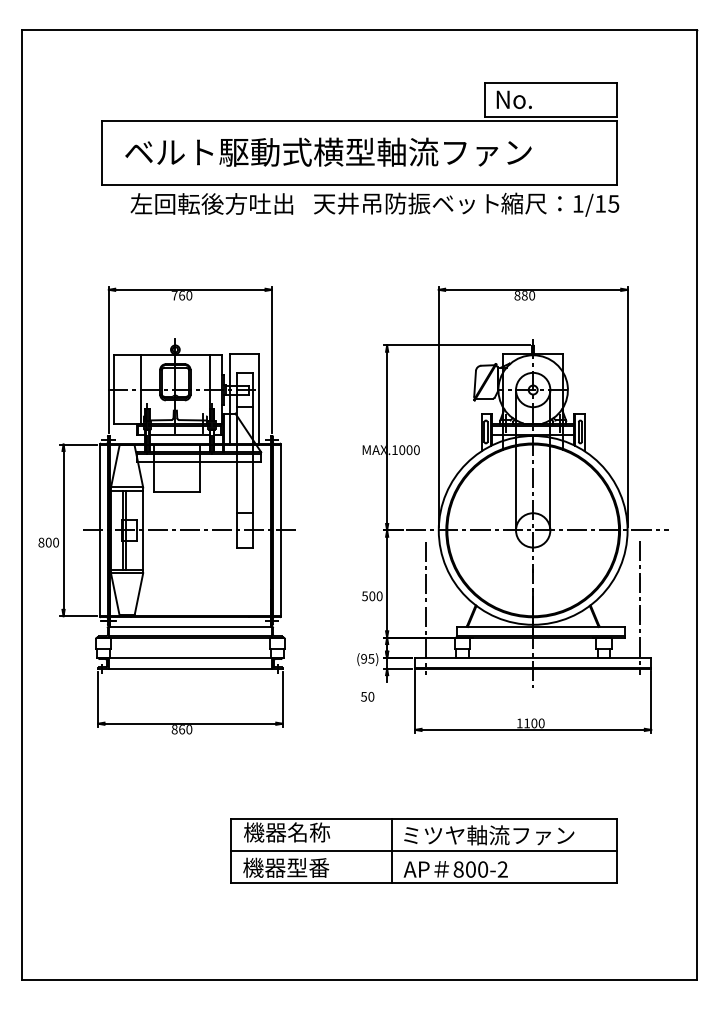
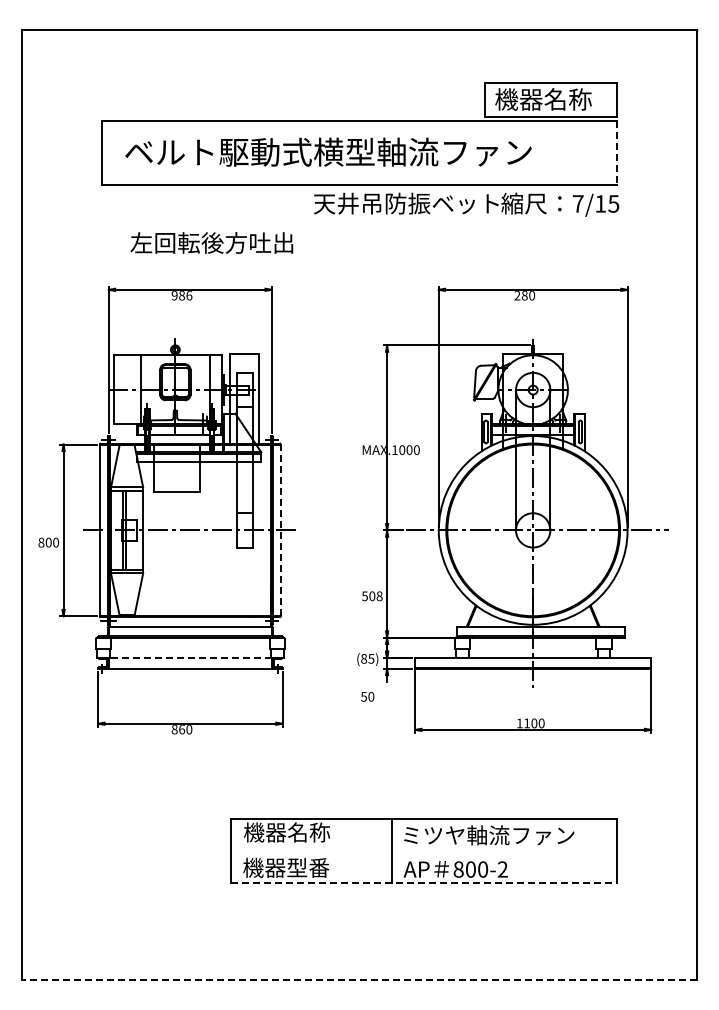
text: No. -> 機器名称 (543, 99)
line: solid -> dashed (616, 153)
text position: (211, 203) -> (211, 242) (211, 242)
text: 1/15 -> 7/15 (577, 203)
text: 760 -> 986 (181, 295)
text: 880 -> 280 (517, 295)
line: solid -> dashed (280, 530)
text: 500 -> 508 (379, 596)
line: present -> none (640, 607)
line: present -> none (425, 608)
line: solid -> dashed (190, 658)
text: (95) -> (85) (364, 658)
line: present -> none (423, 850)
line: solid -> dashed (424, 883)
line: solid -> dashed (359, 979)
